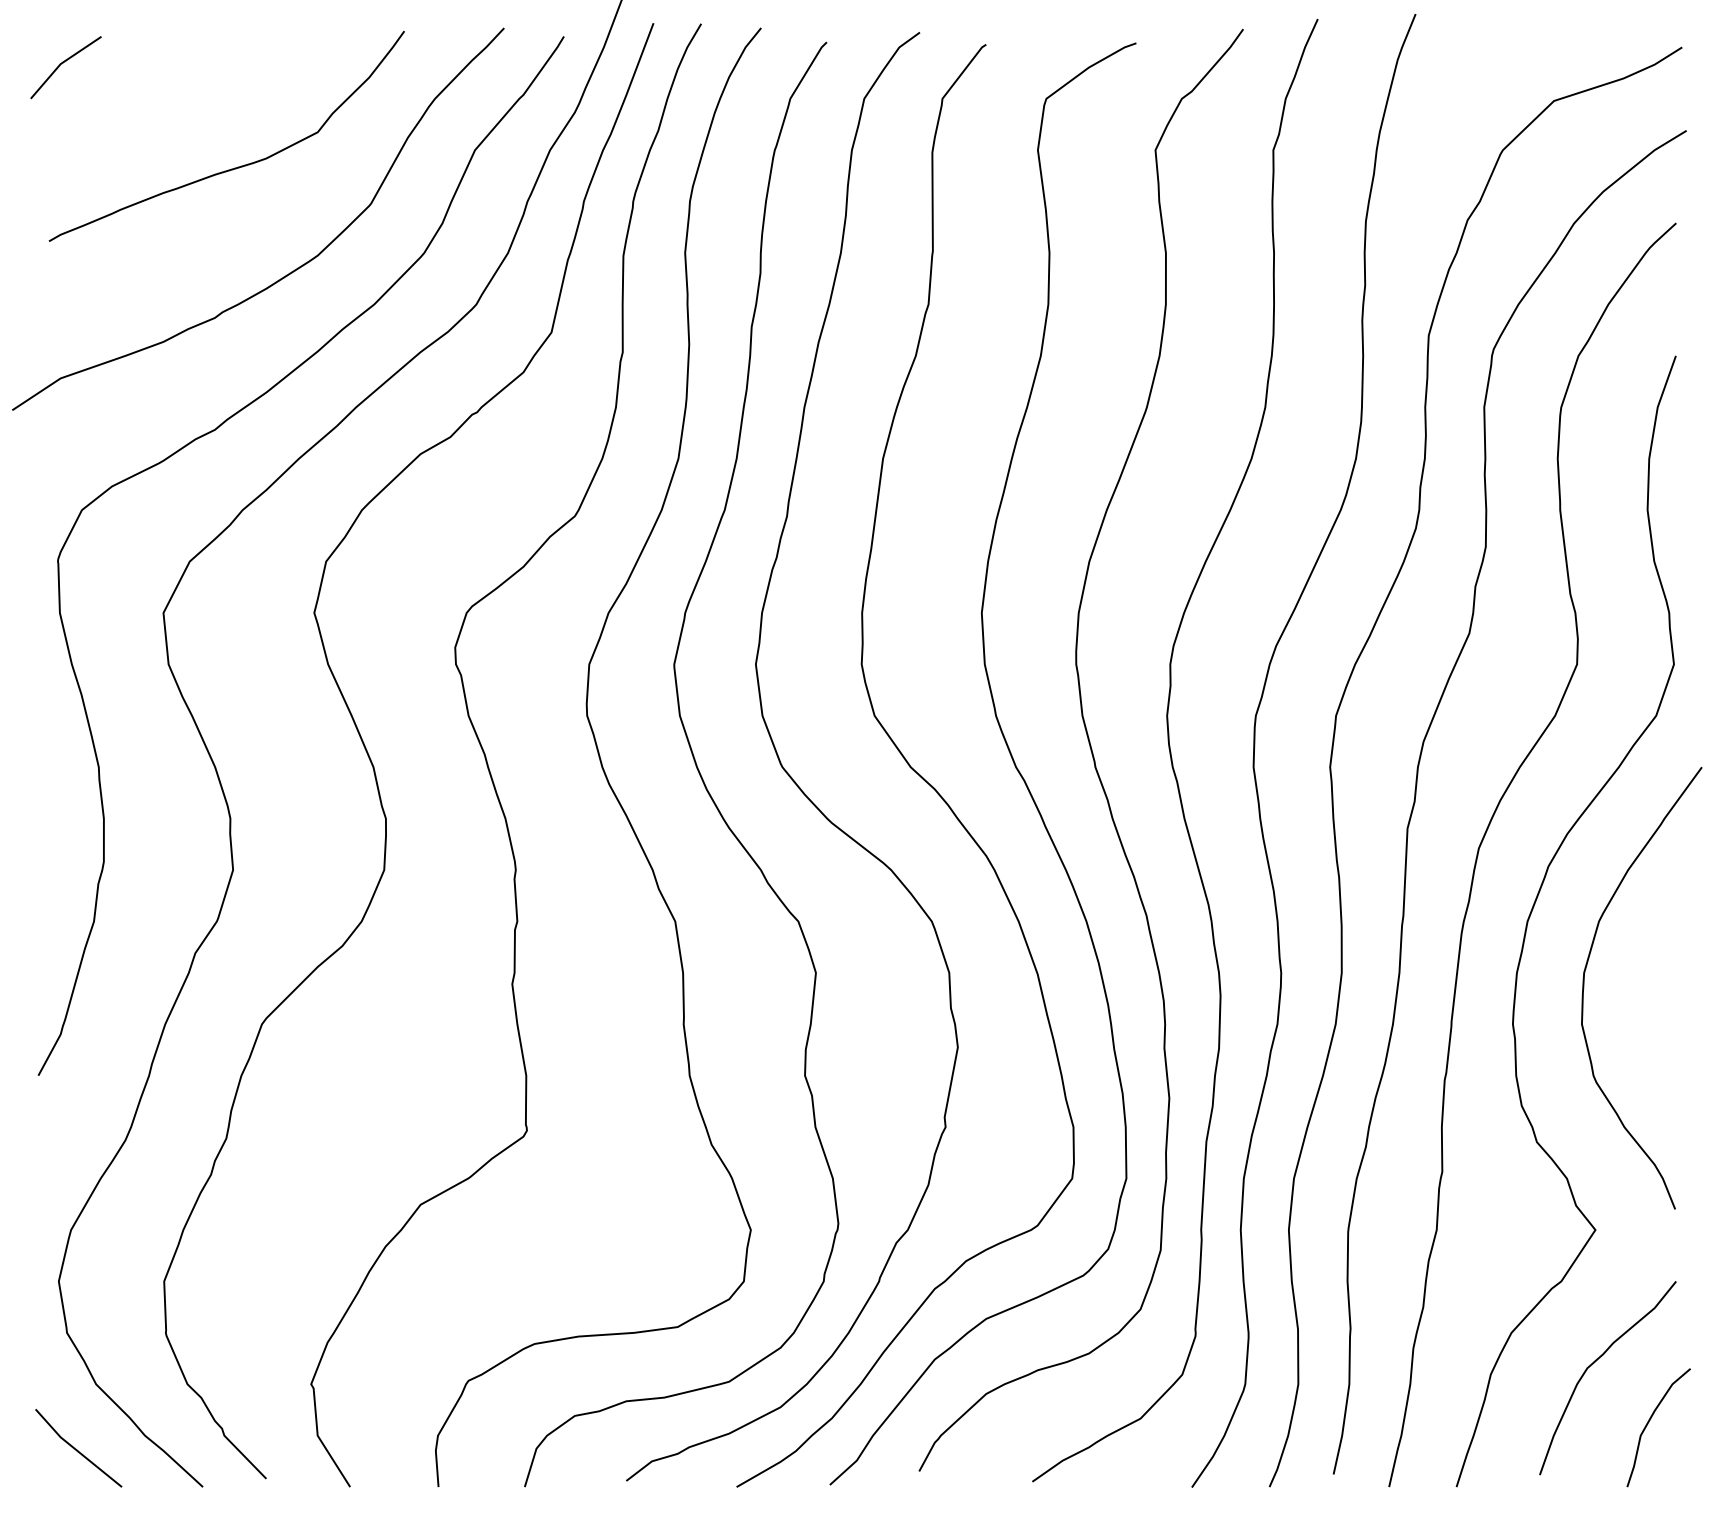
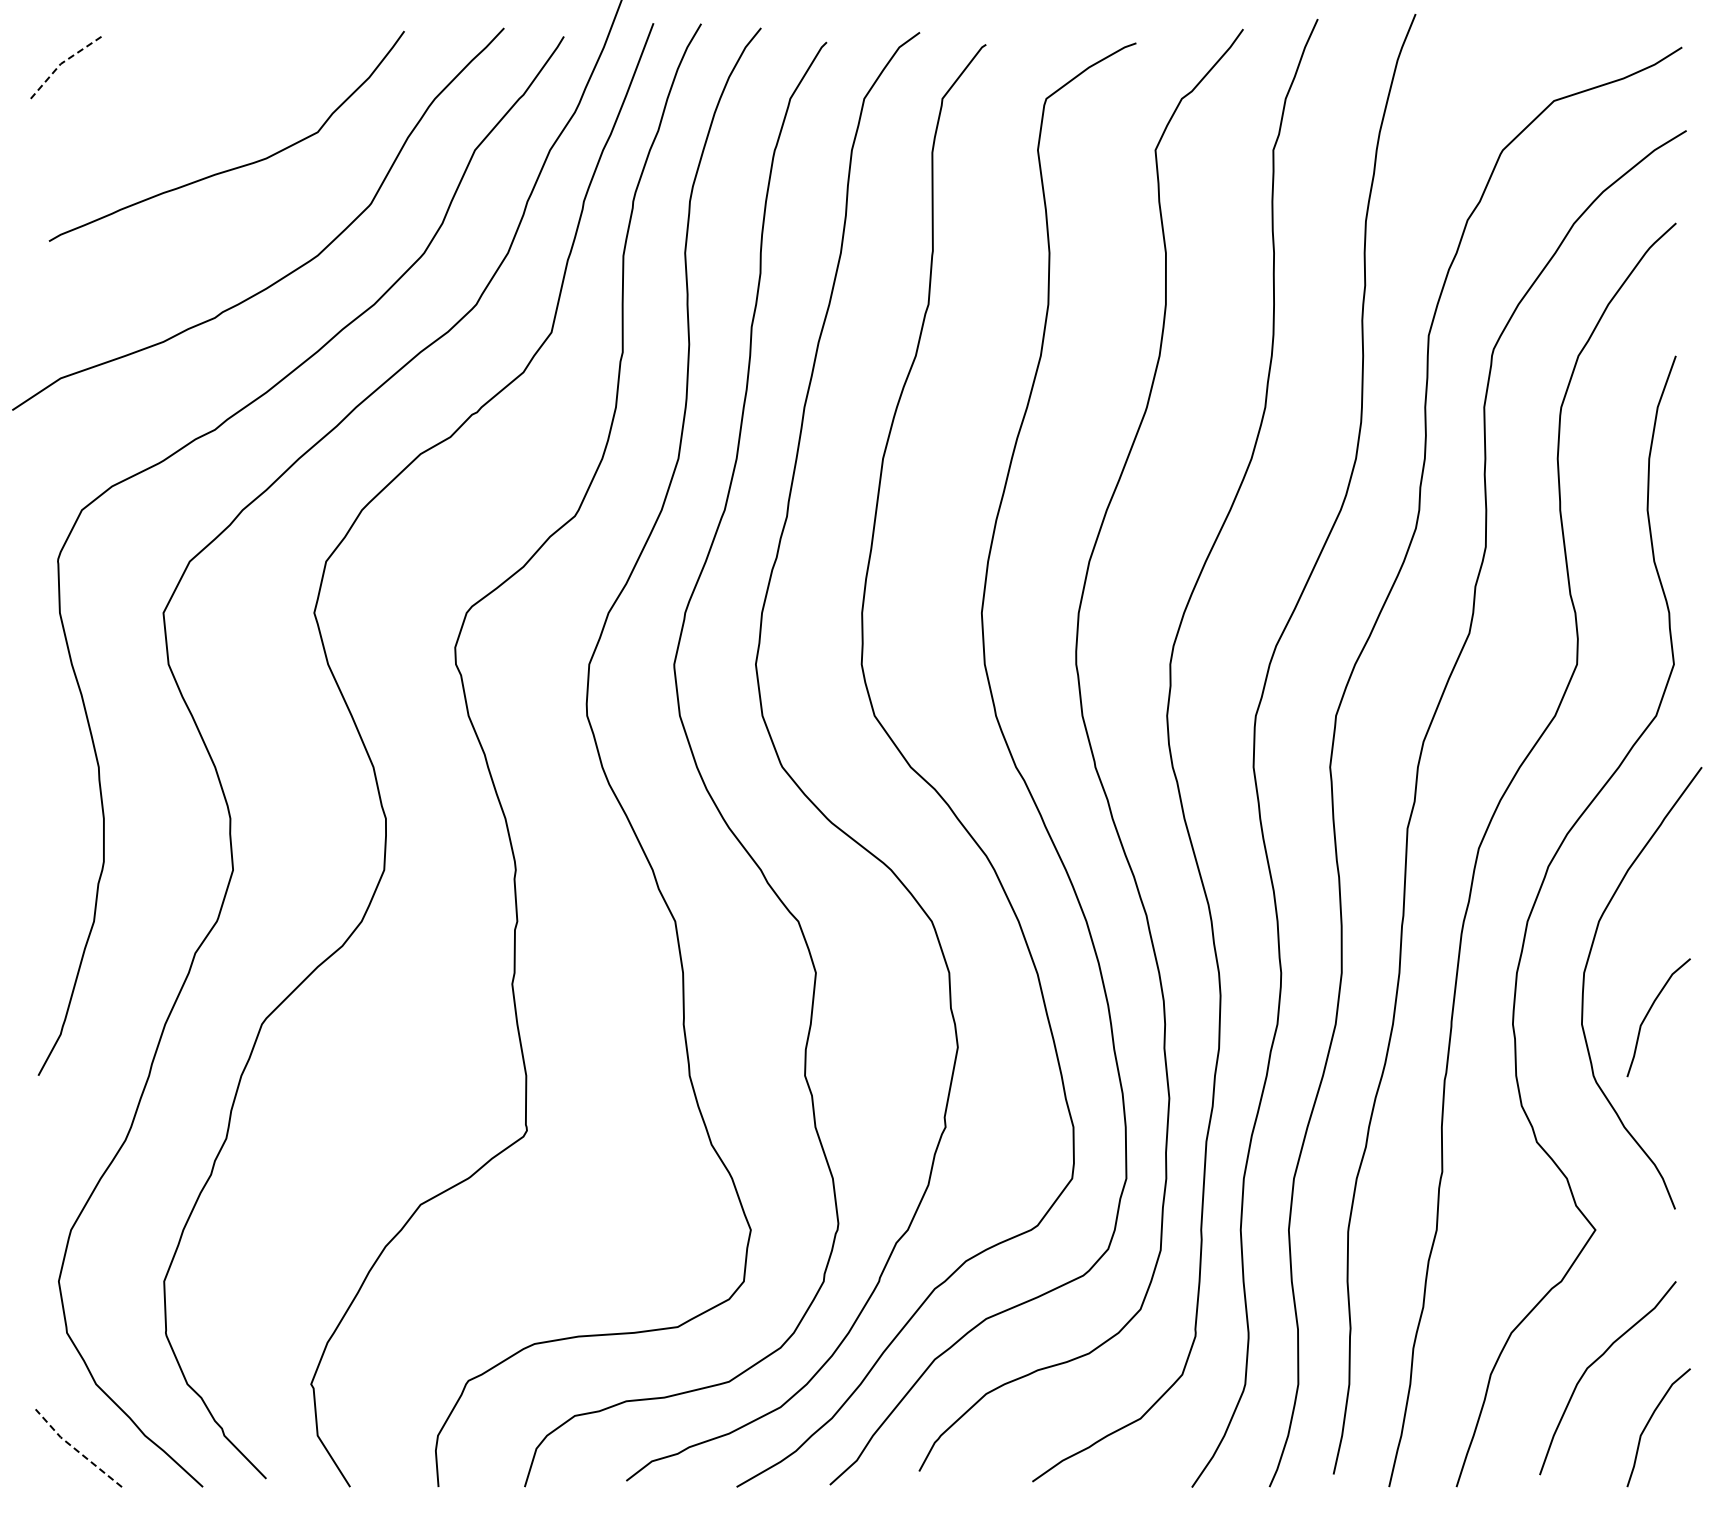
line: solid -> dashed (61, 63)
curve: none -> present (1649, 1012)
line: solid -> dashed (76, 1449)
